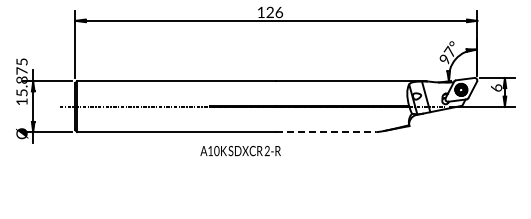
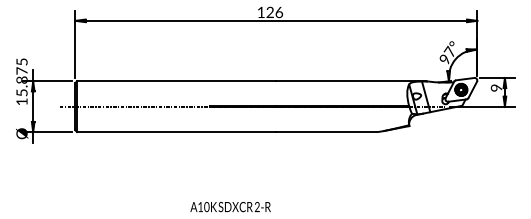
text: 6 -> 9 (496, 87)
line: dashed -> solid (326, 132)
text position: (240, 151) -> (230, 207) (230, 207)
